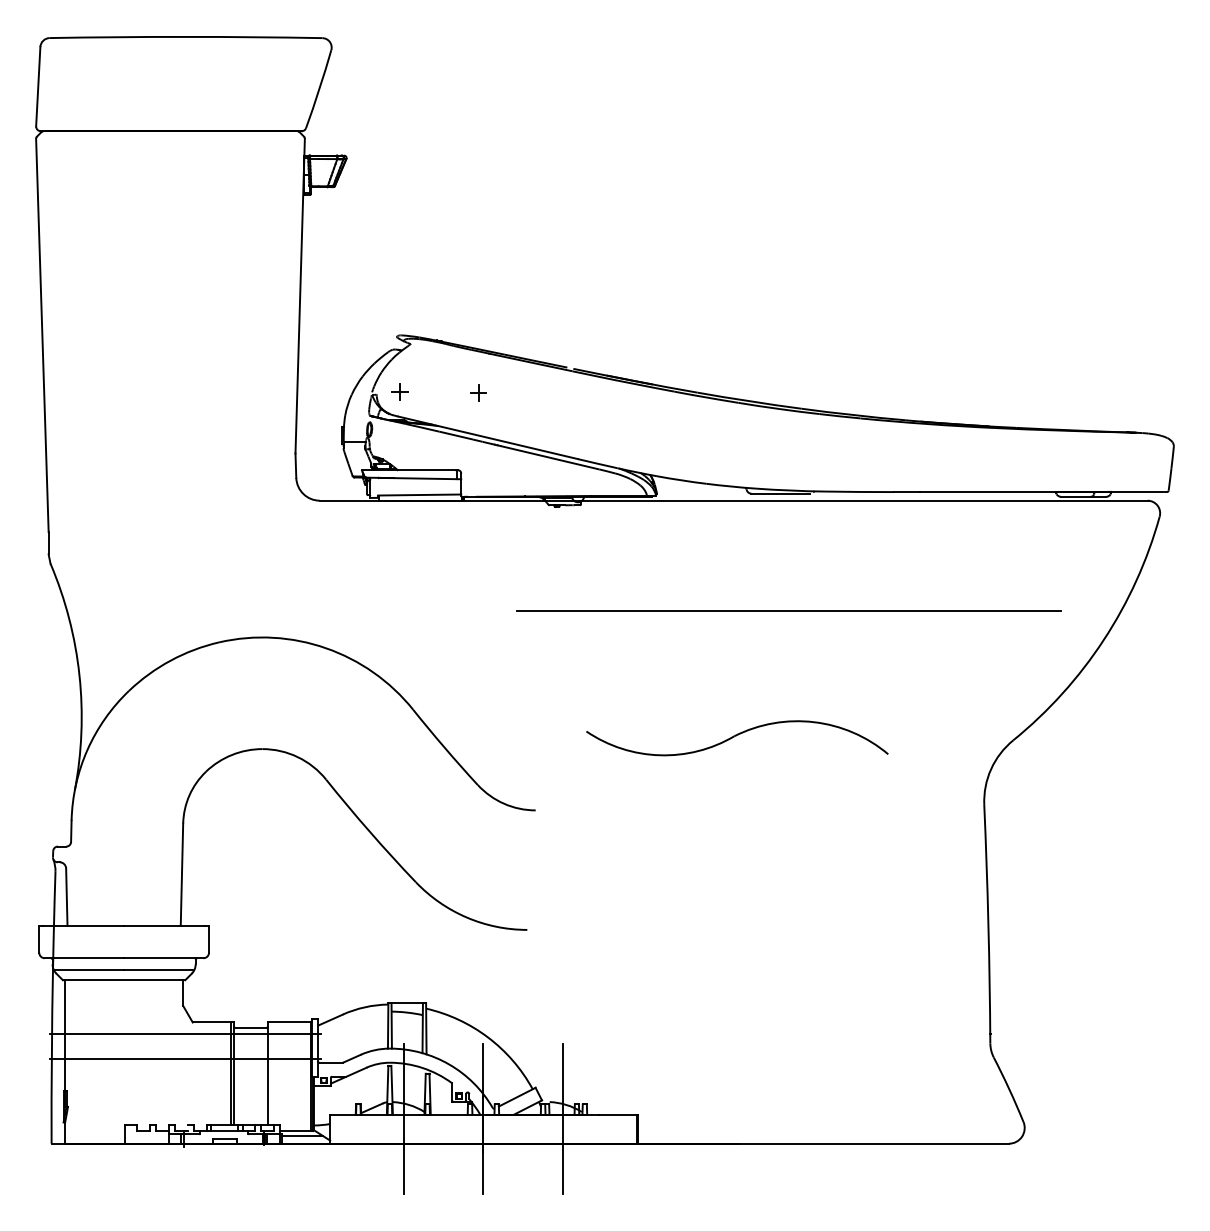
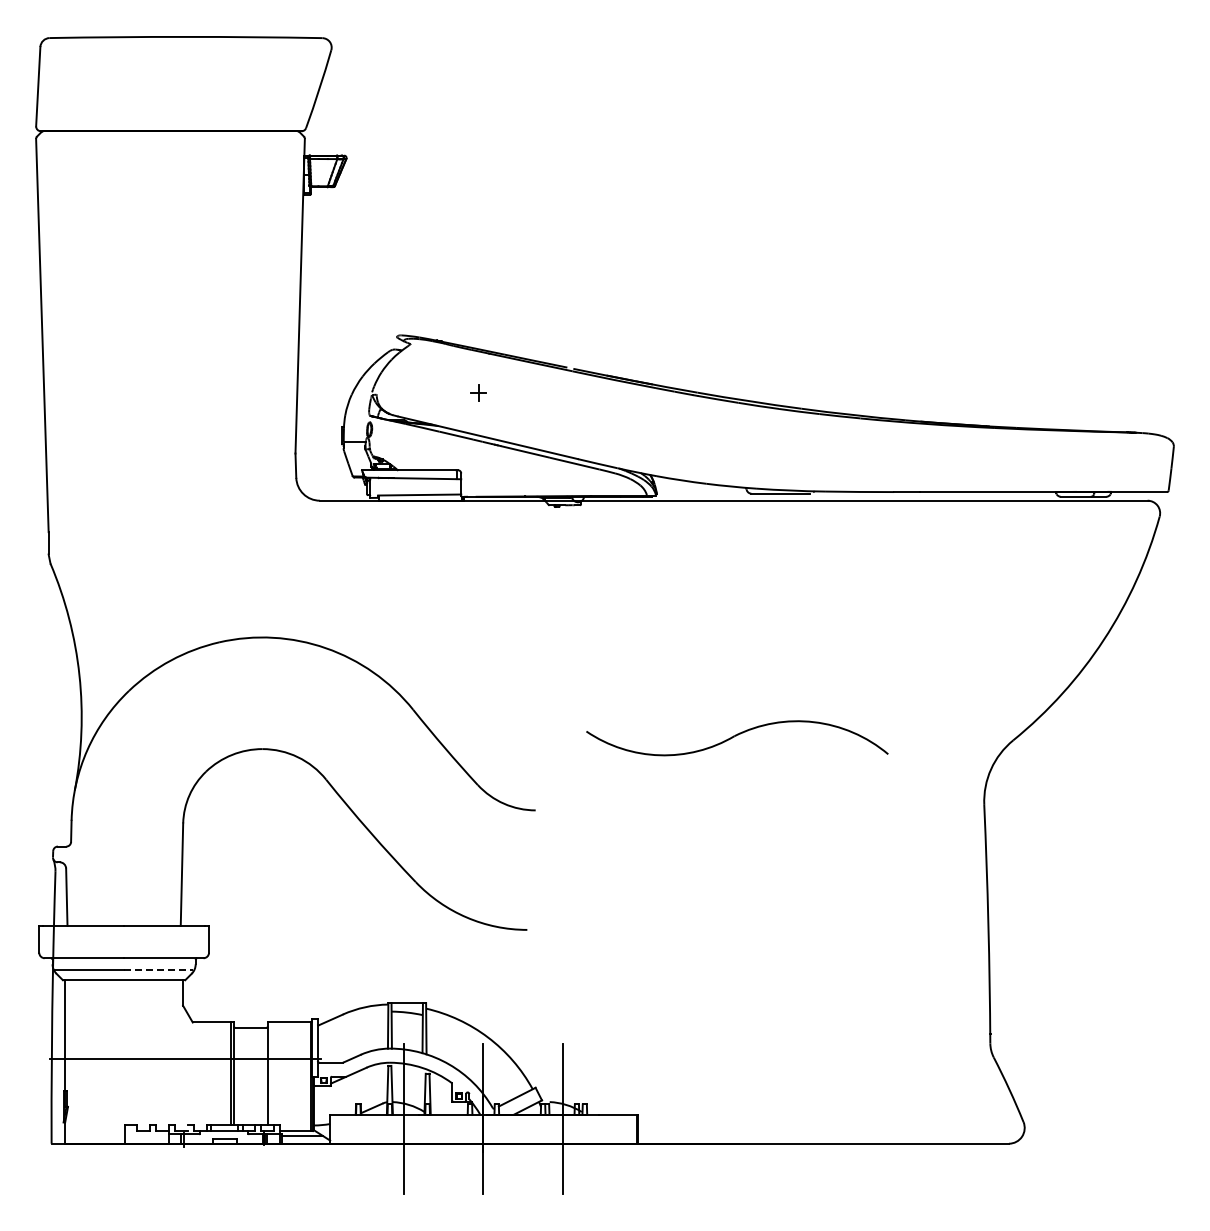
part: present -> none (399, 391)
line: present -> none (789, 610)
line: solid -> dashed (159, 969)
line: present -> none (185, 1033)
